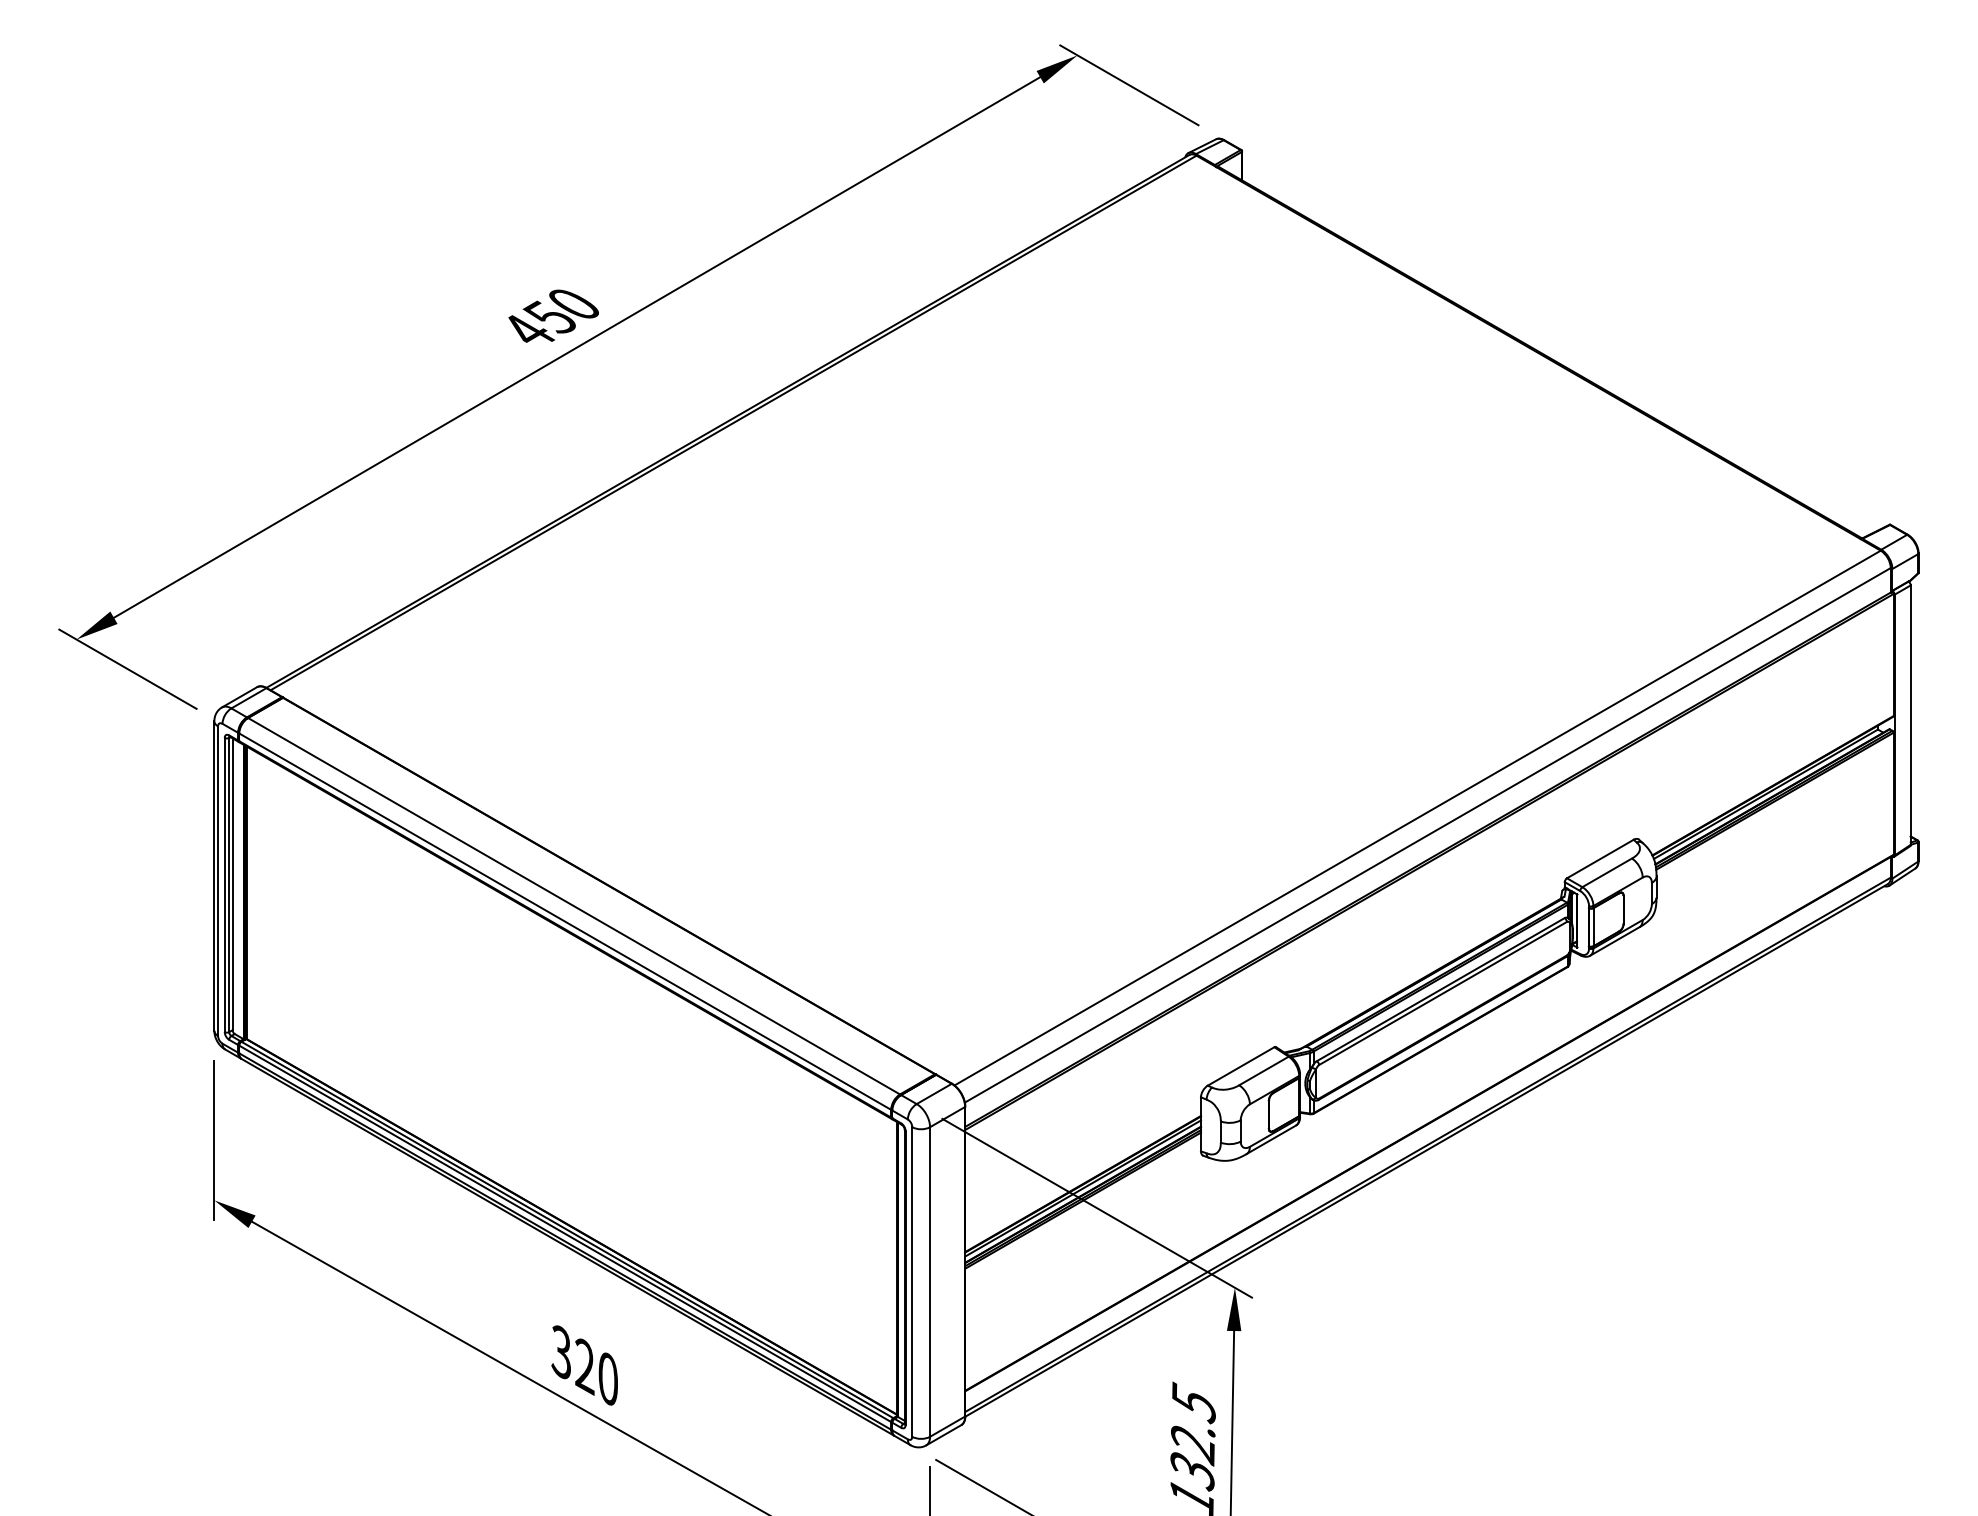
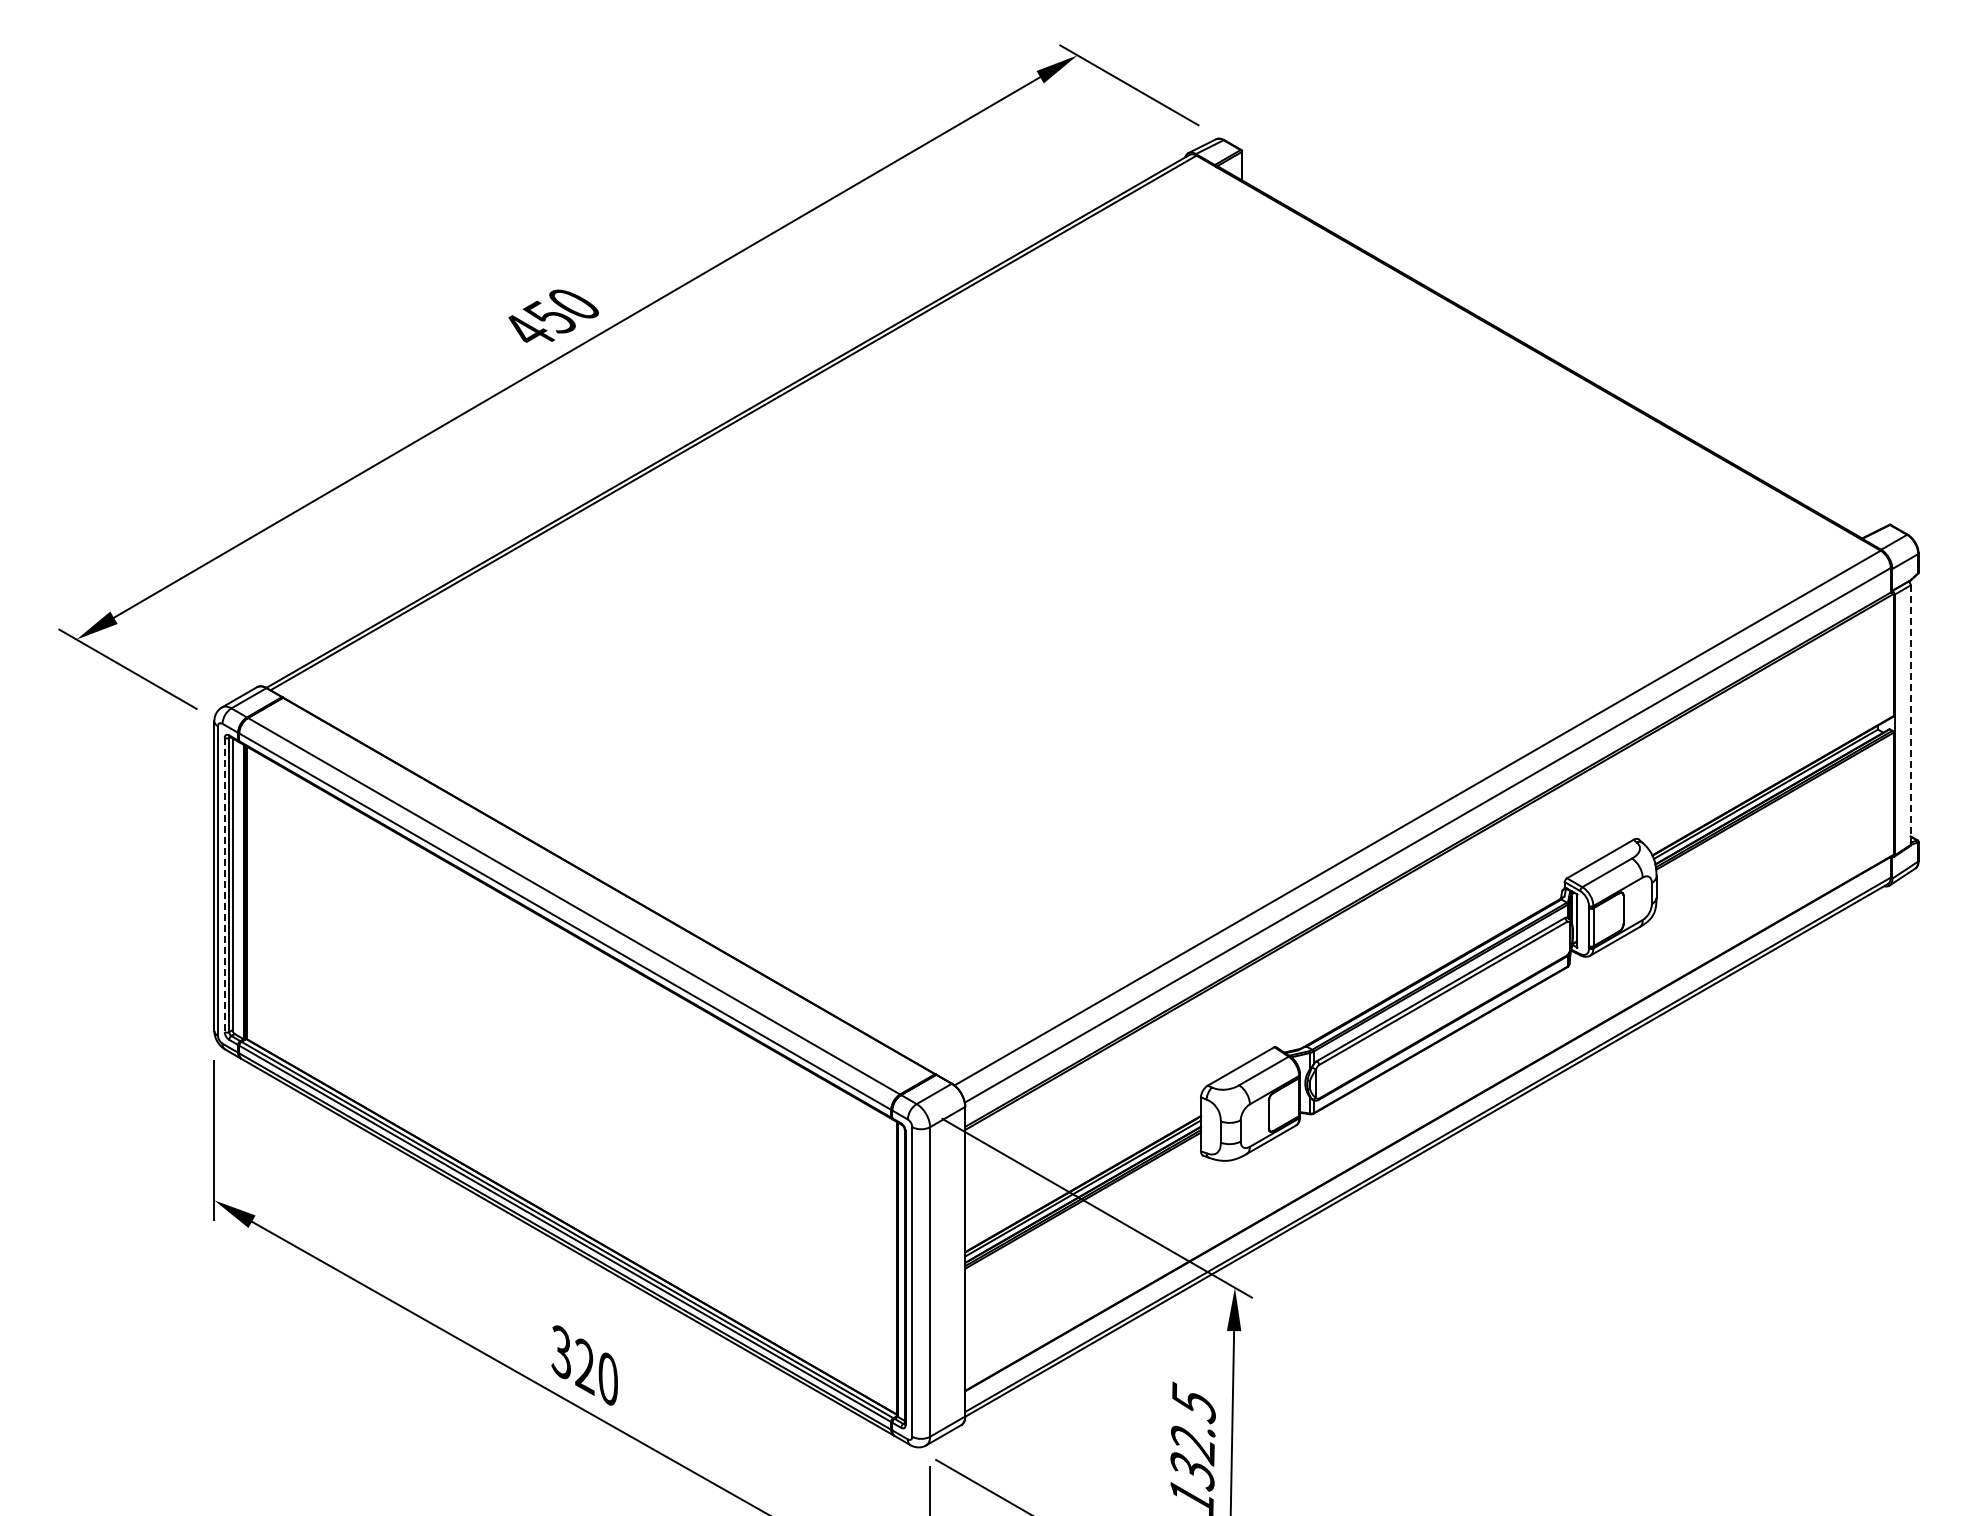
line: solid -> dashed (1910, 715)
line: solid -> dashed (224, 885)
